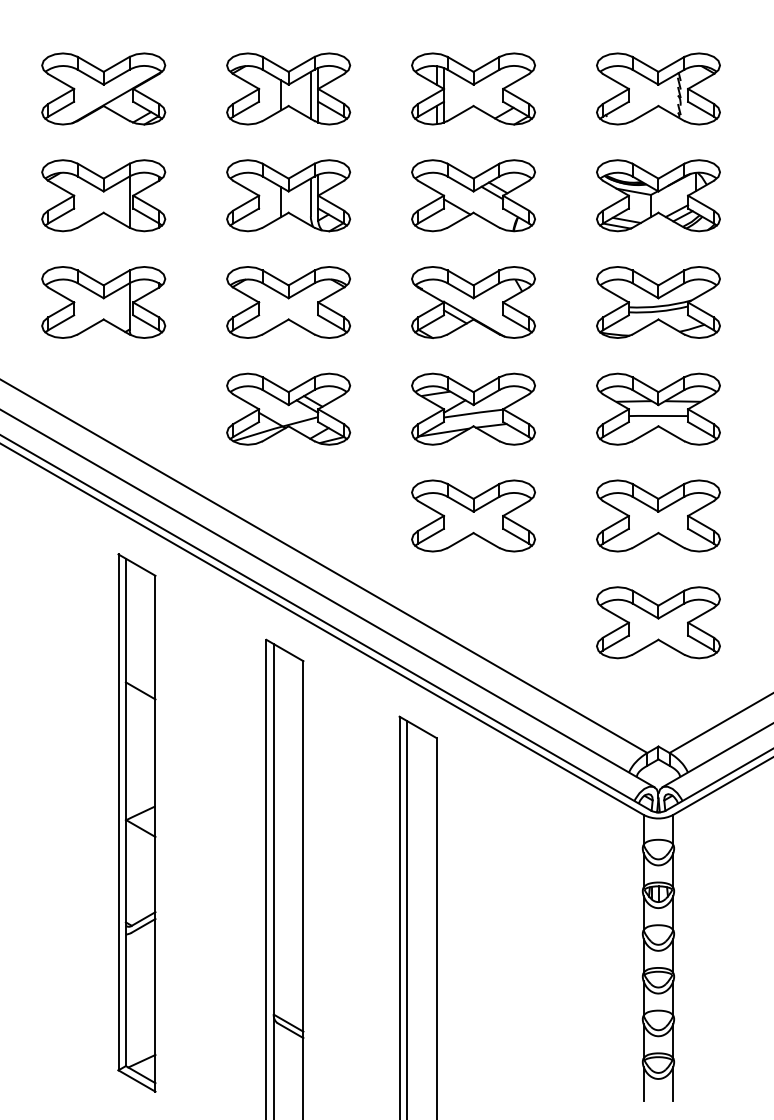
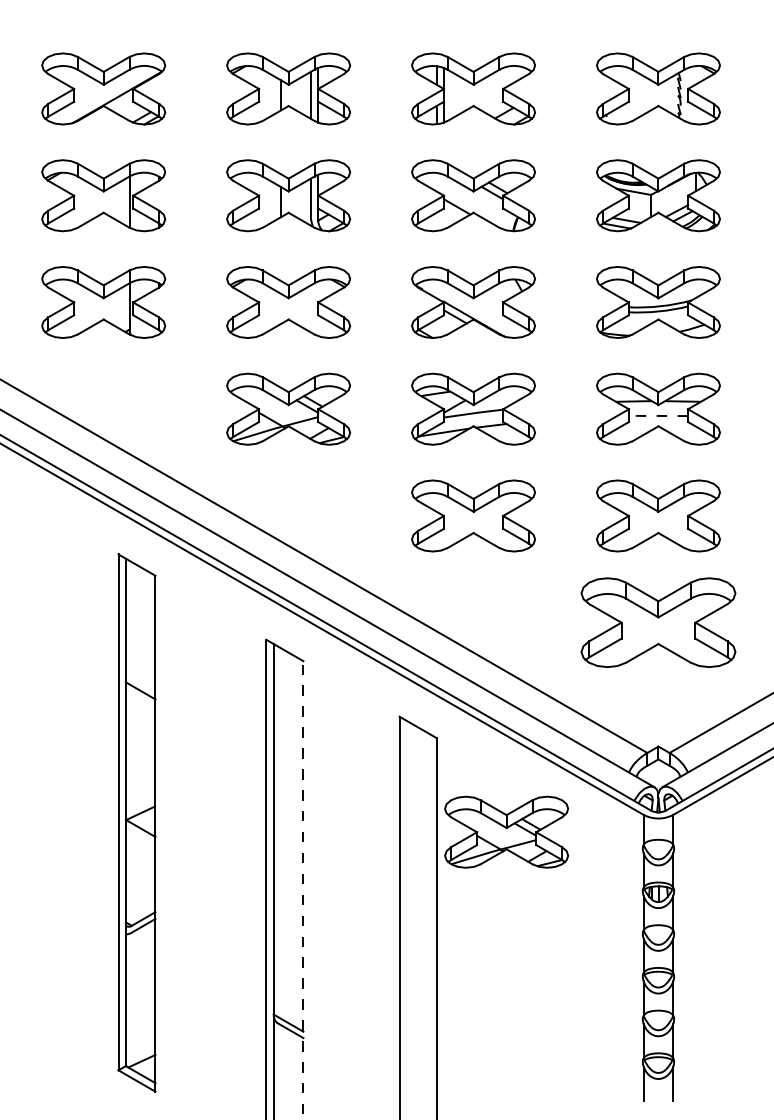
line: solid -> dashed (657, 415)
part size: 125x74 px -> 157x91 px (658, 622)
part: none -> present (506, 831)
line: solid -> dashed (303, 890)
line: present -> none (406, 918)
